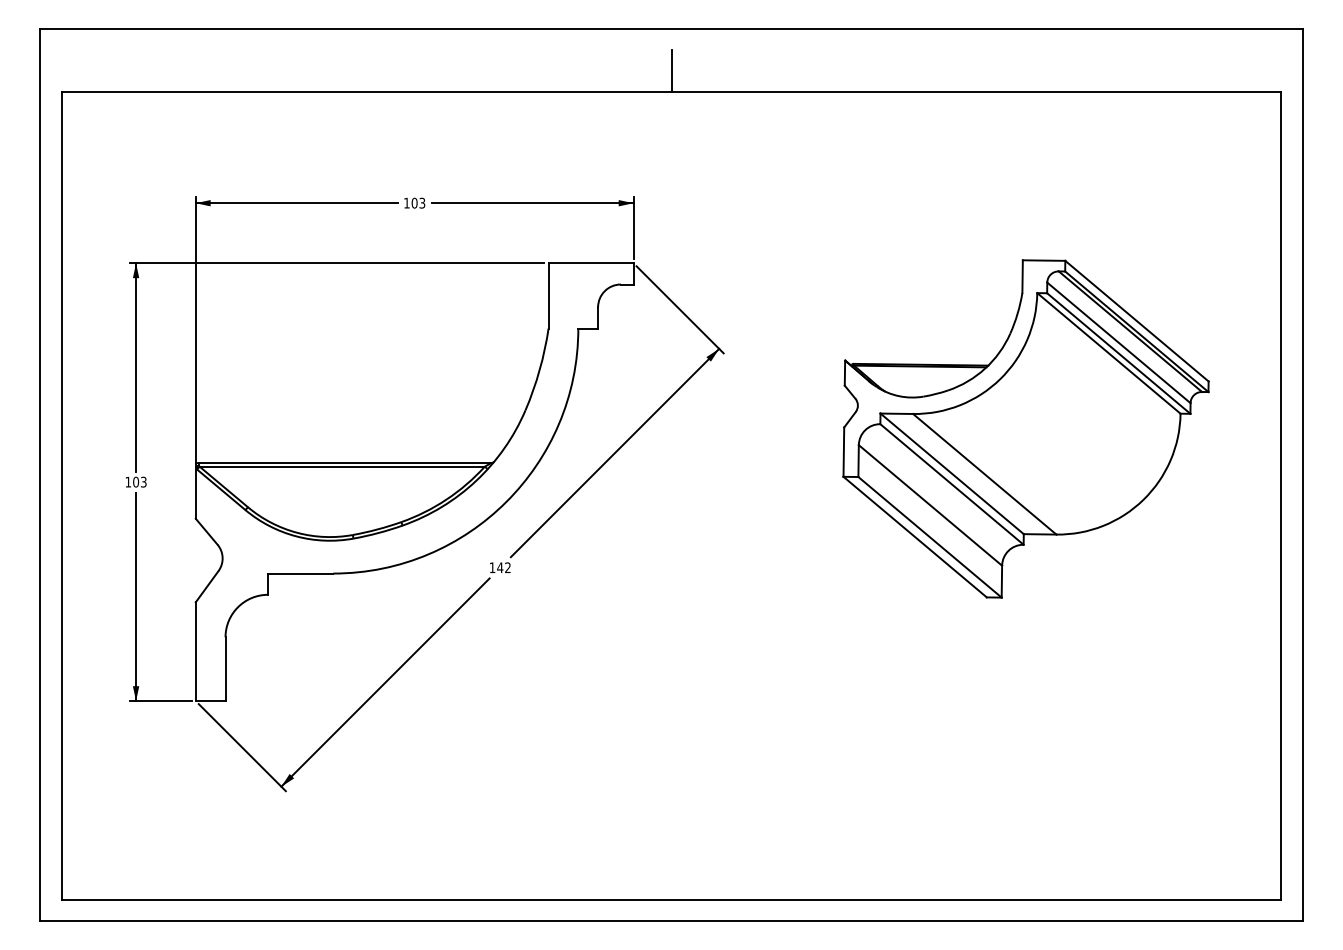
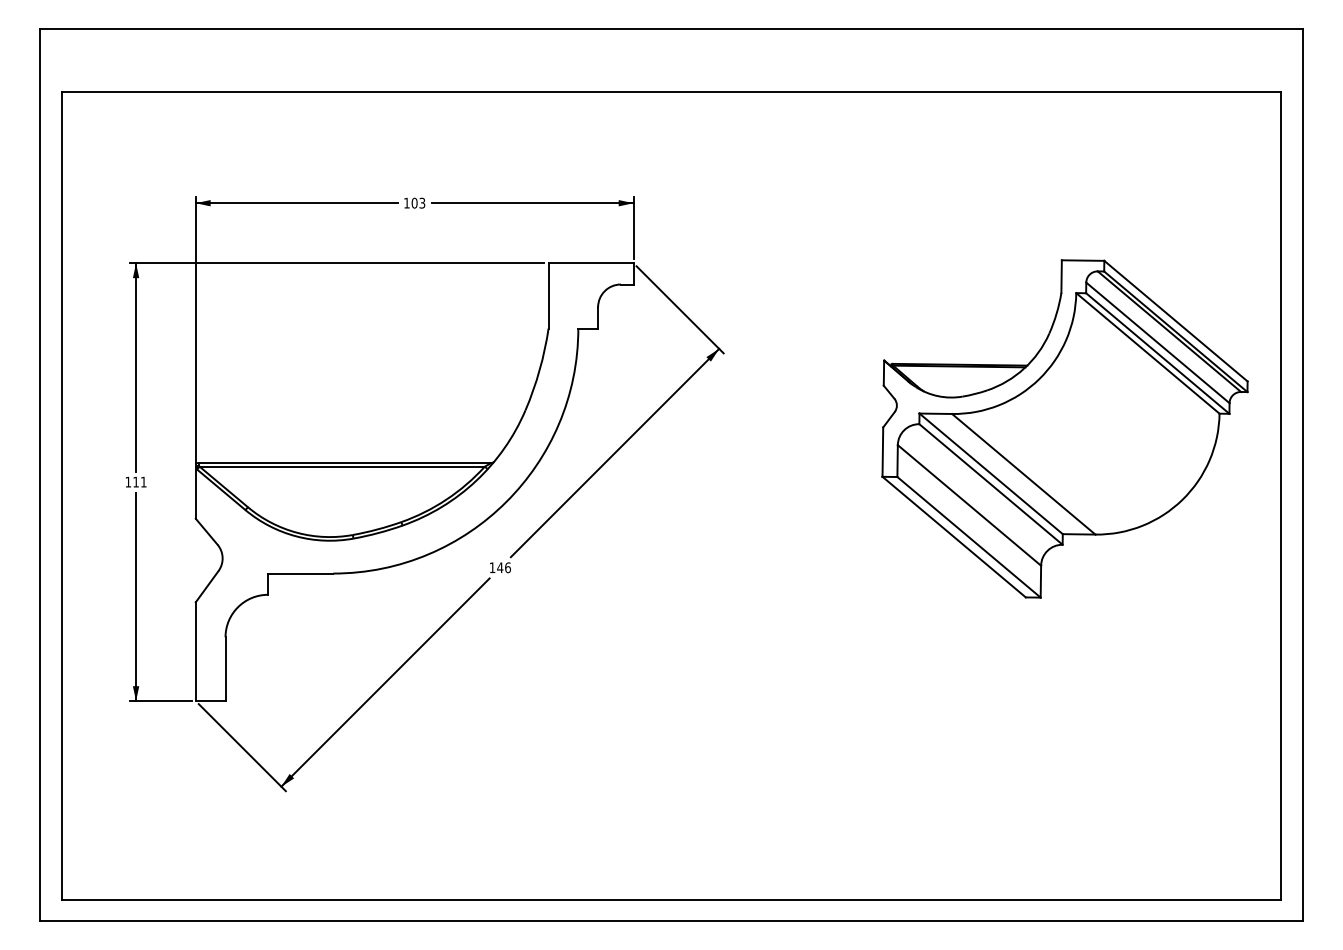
line: present -> none (671, 70)
part position: (1025, 428) -> (1064, 428) (1064, 428)
text: 103 -> 111 (139, 481)
text: 142 -> 146 (508, 567)
